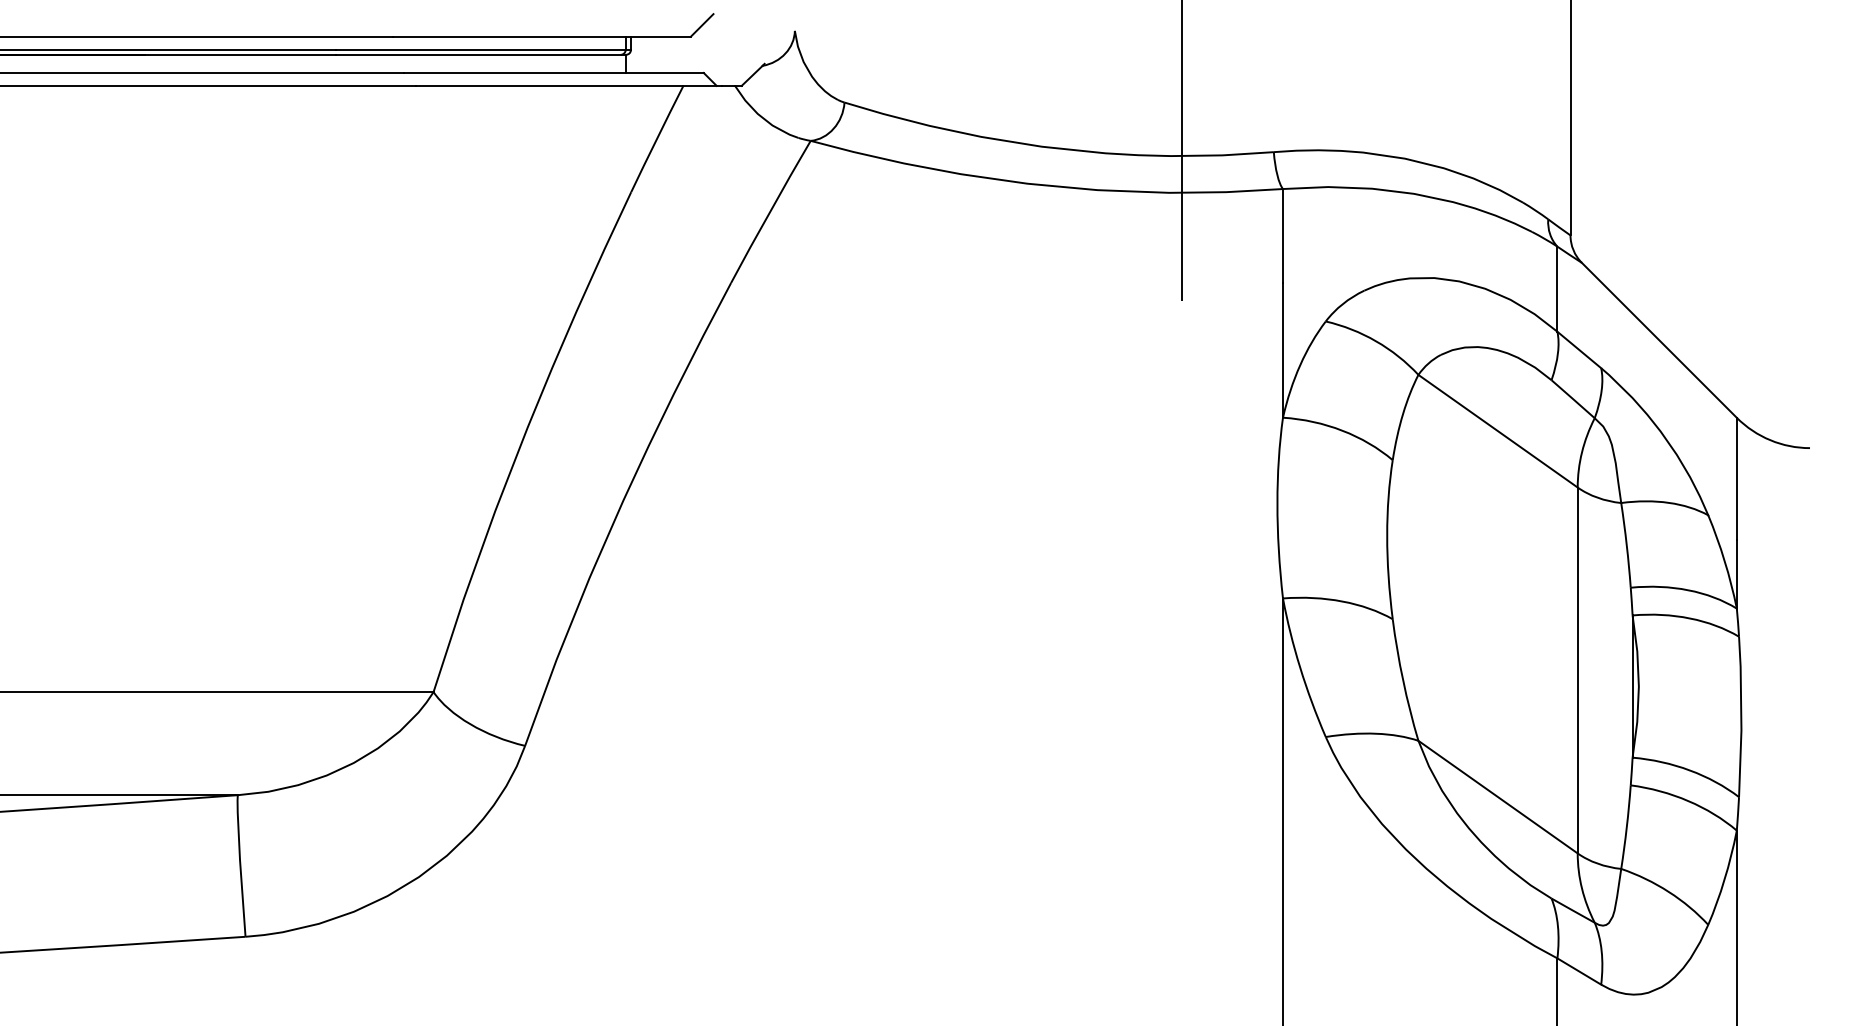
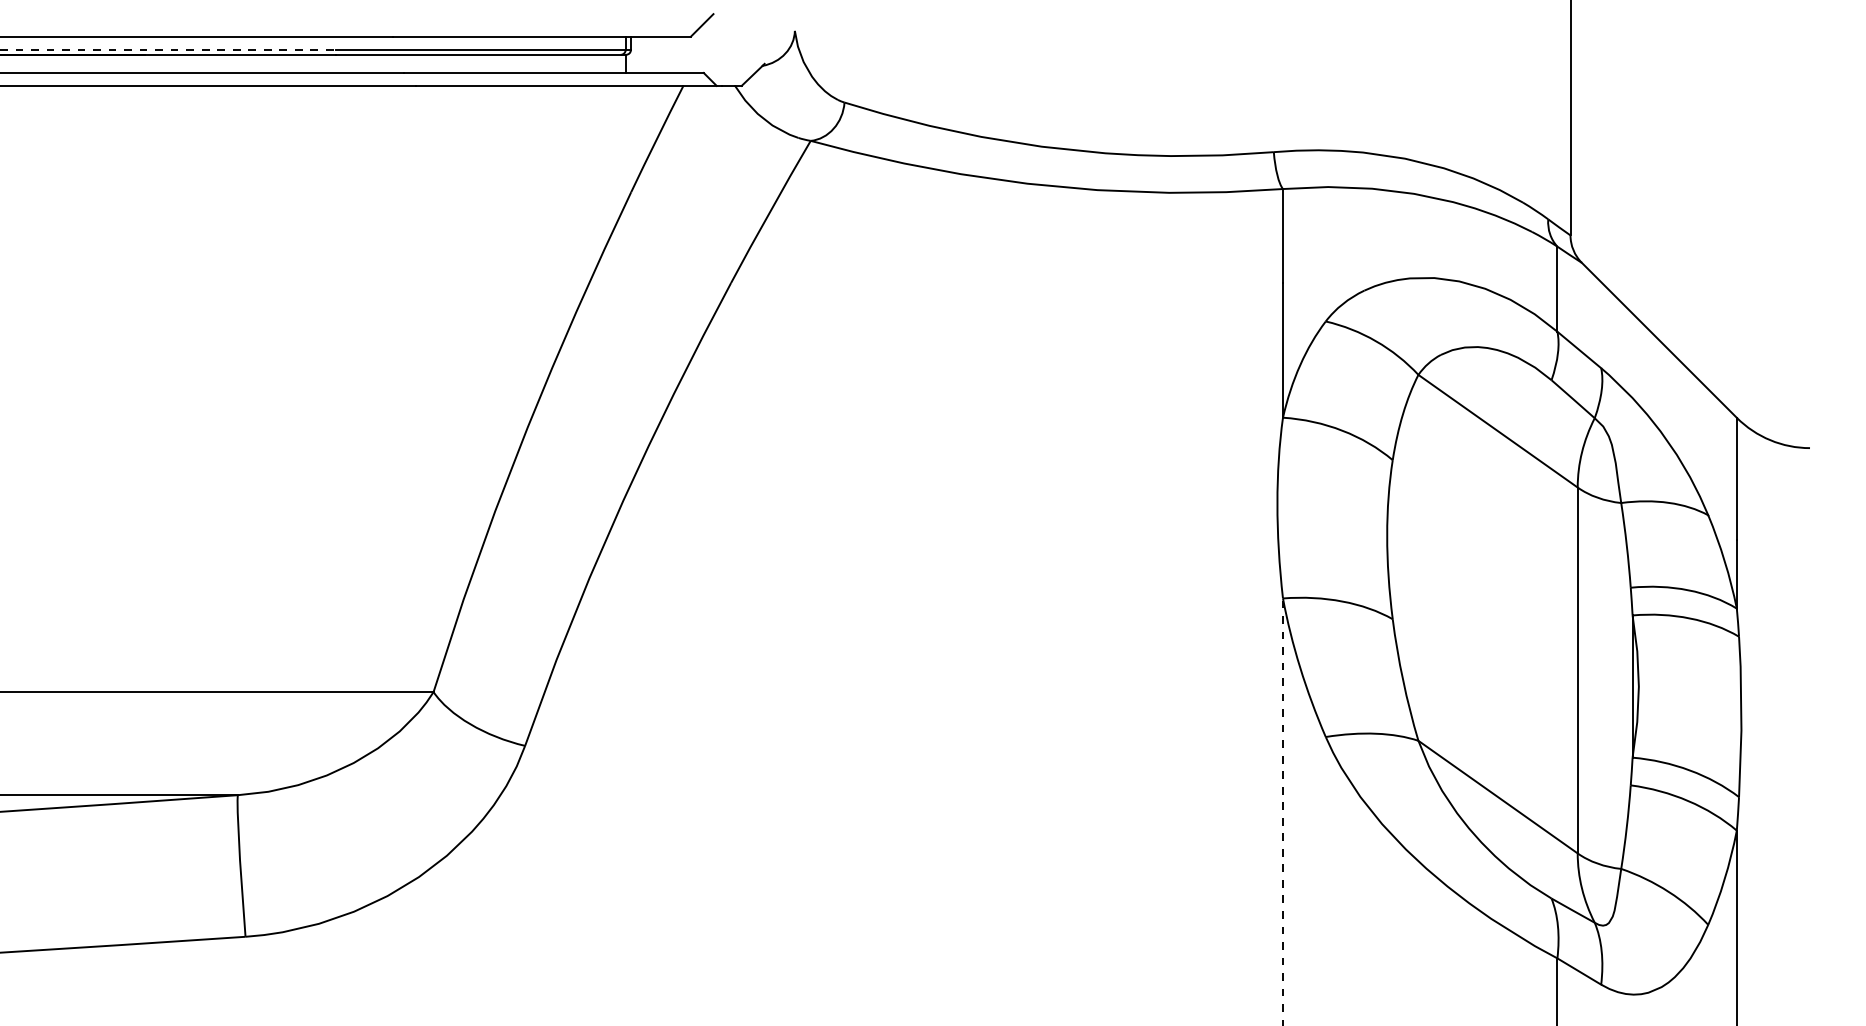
line: solid -> dashed (168, 49)
line: present -> none (1182, 151)
line: solid -> dashed (1282, 811)
